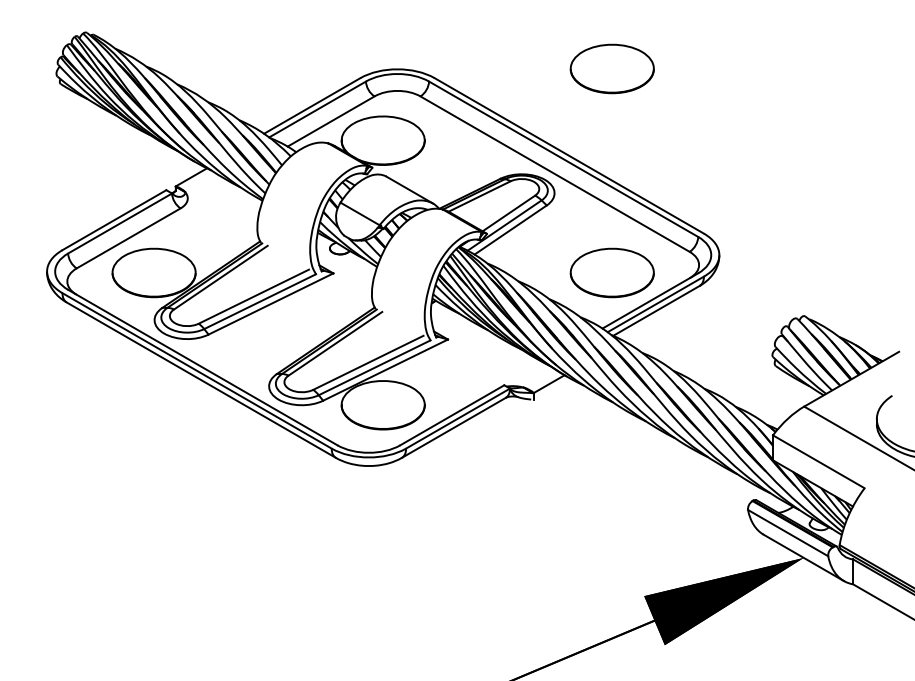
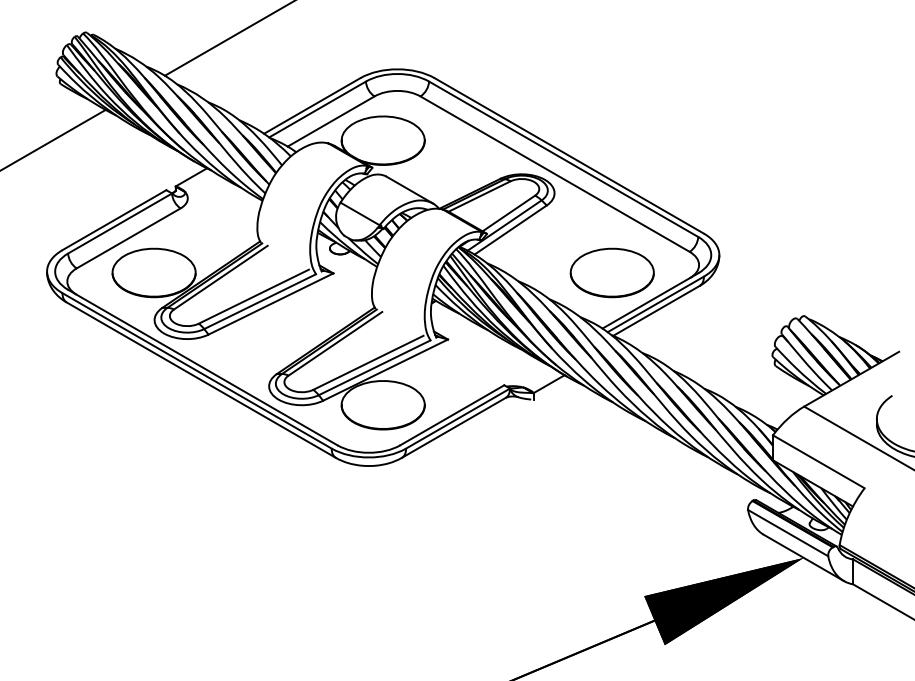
line: none -> present (228, 38)
part: present -> none (611, 68)
line: none -> present (53, 139)
